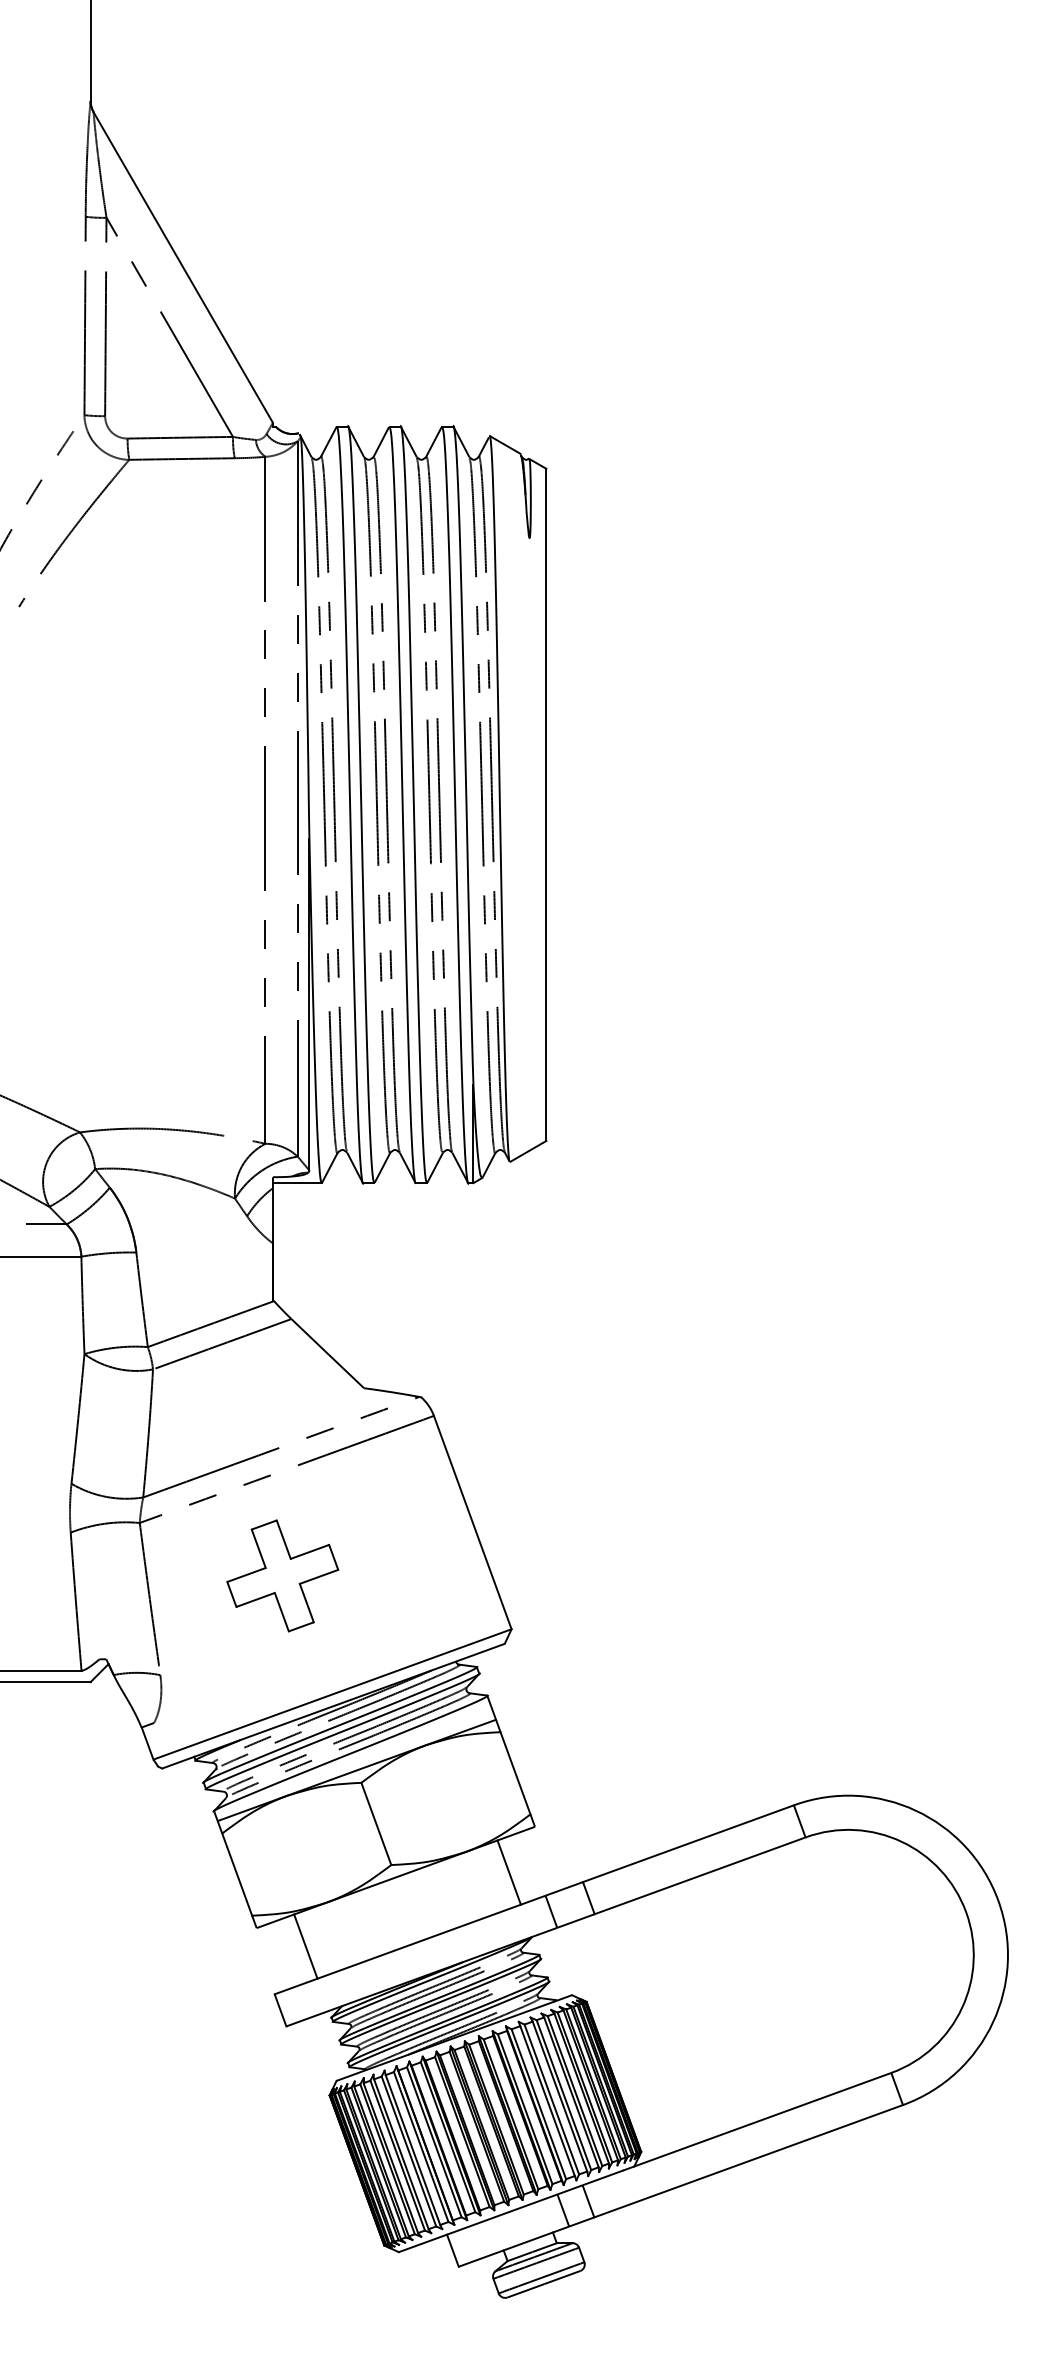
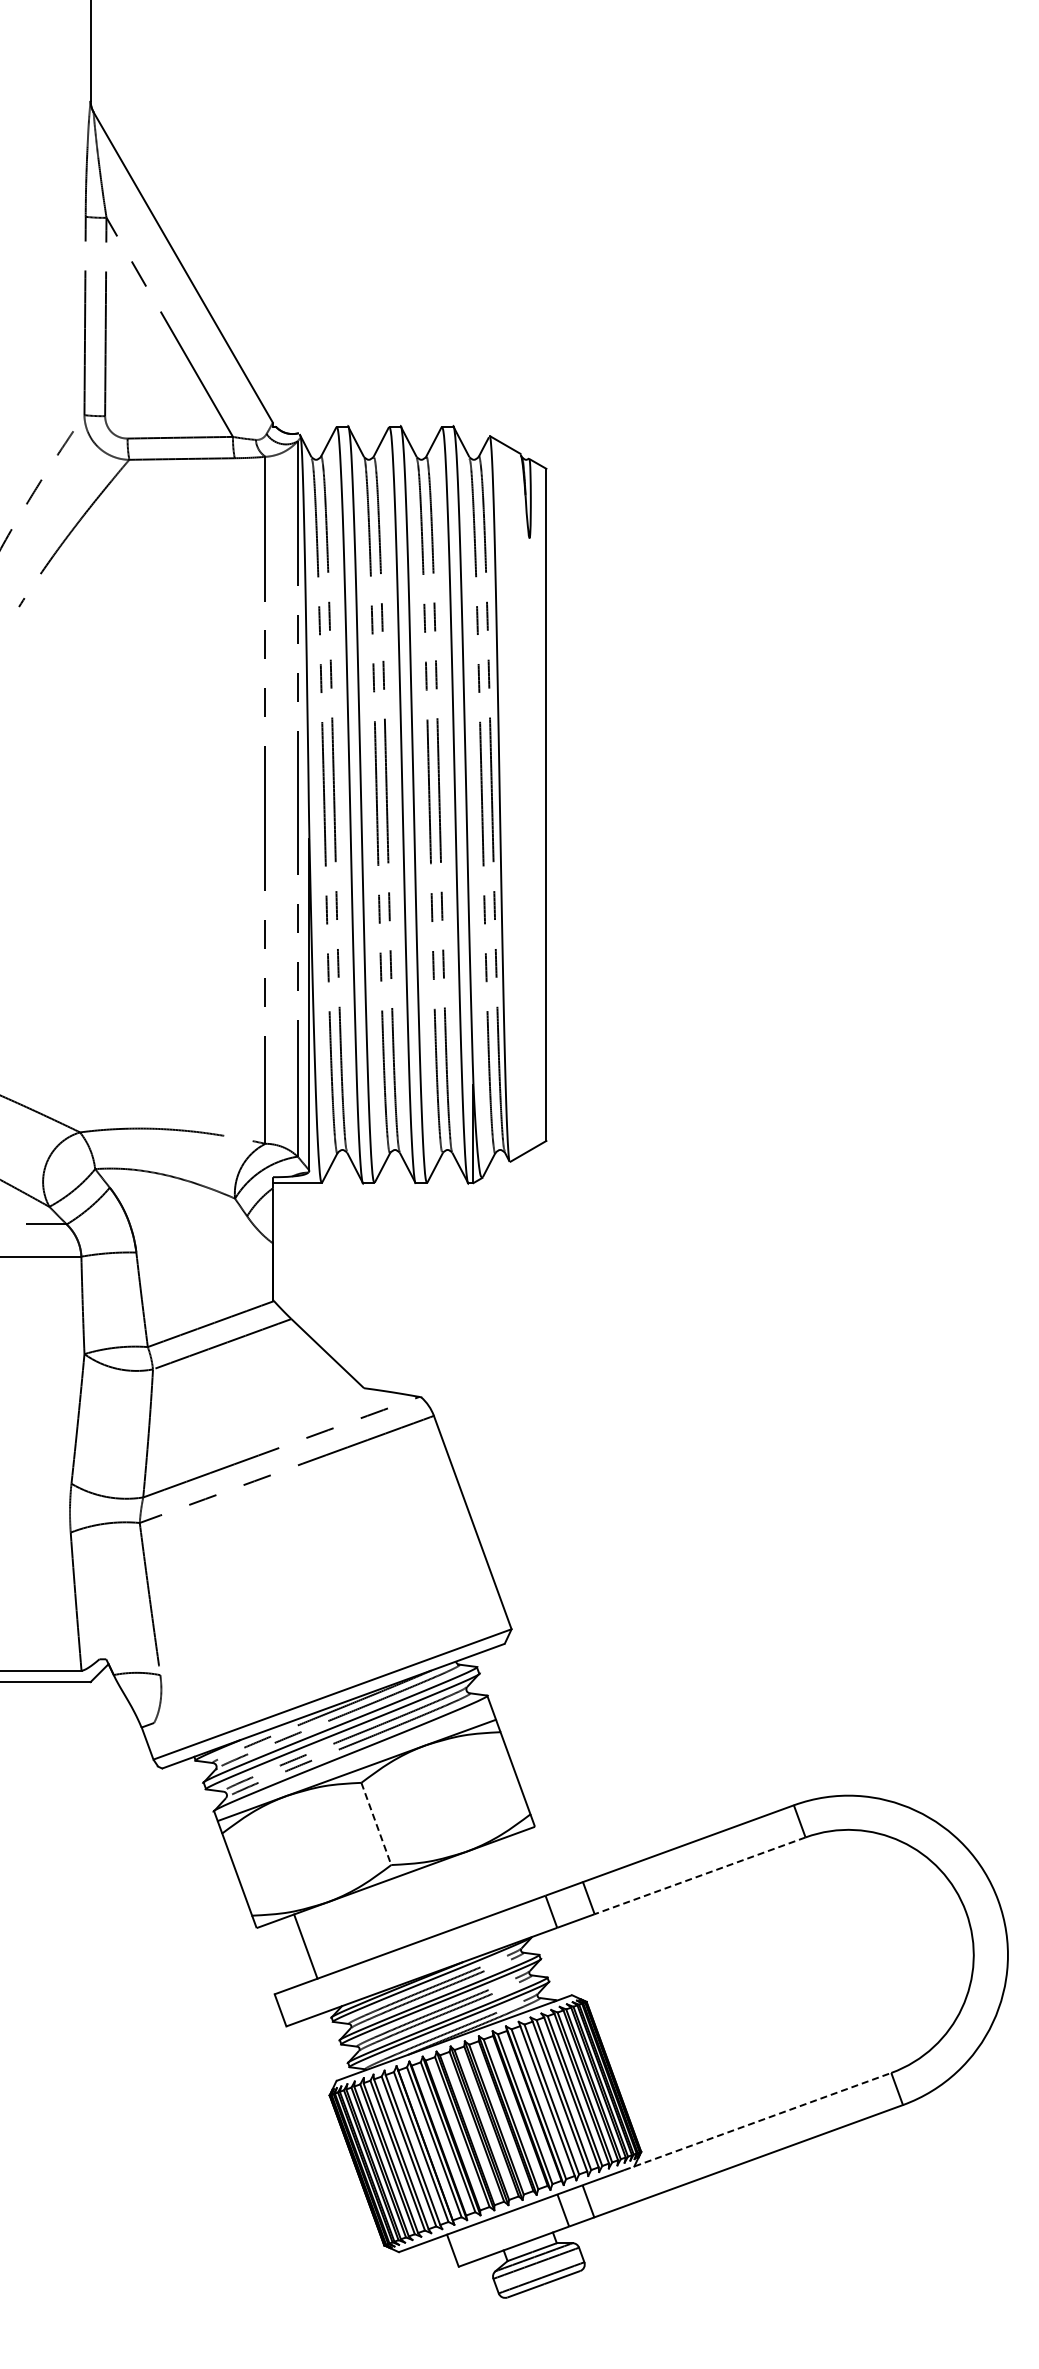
part: present -> none (282, 1575)
line: solid -> dashed (376, 1823)
line: present -> none (508, 1872)
line: solid -> dashed (699, 1876)
line: solid -> dashed (758, 2121)
